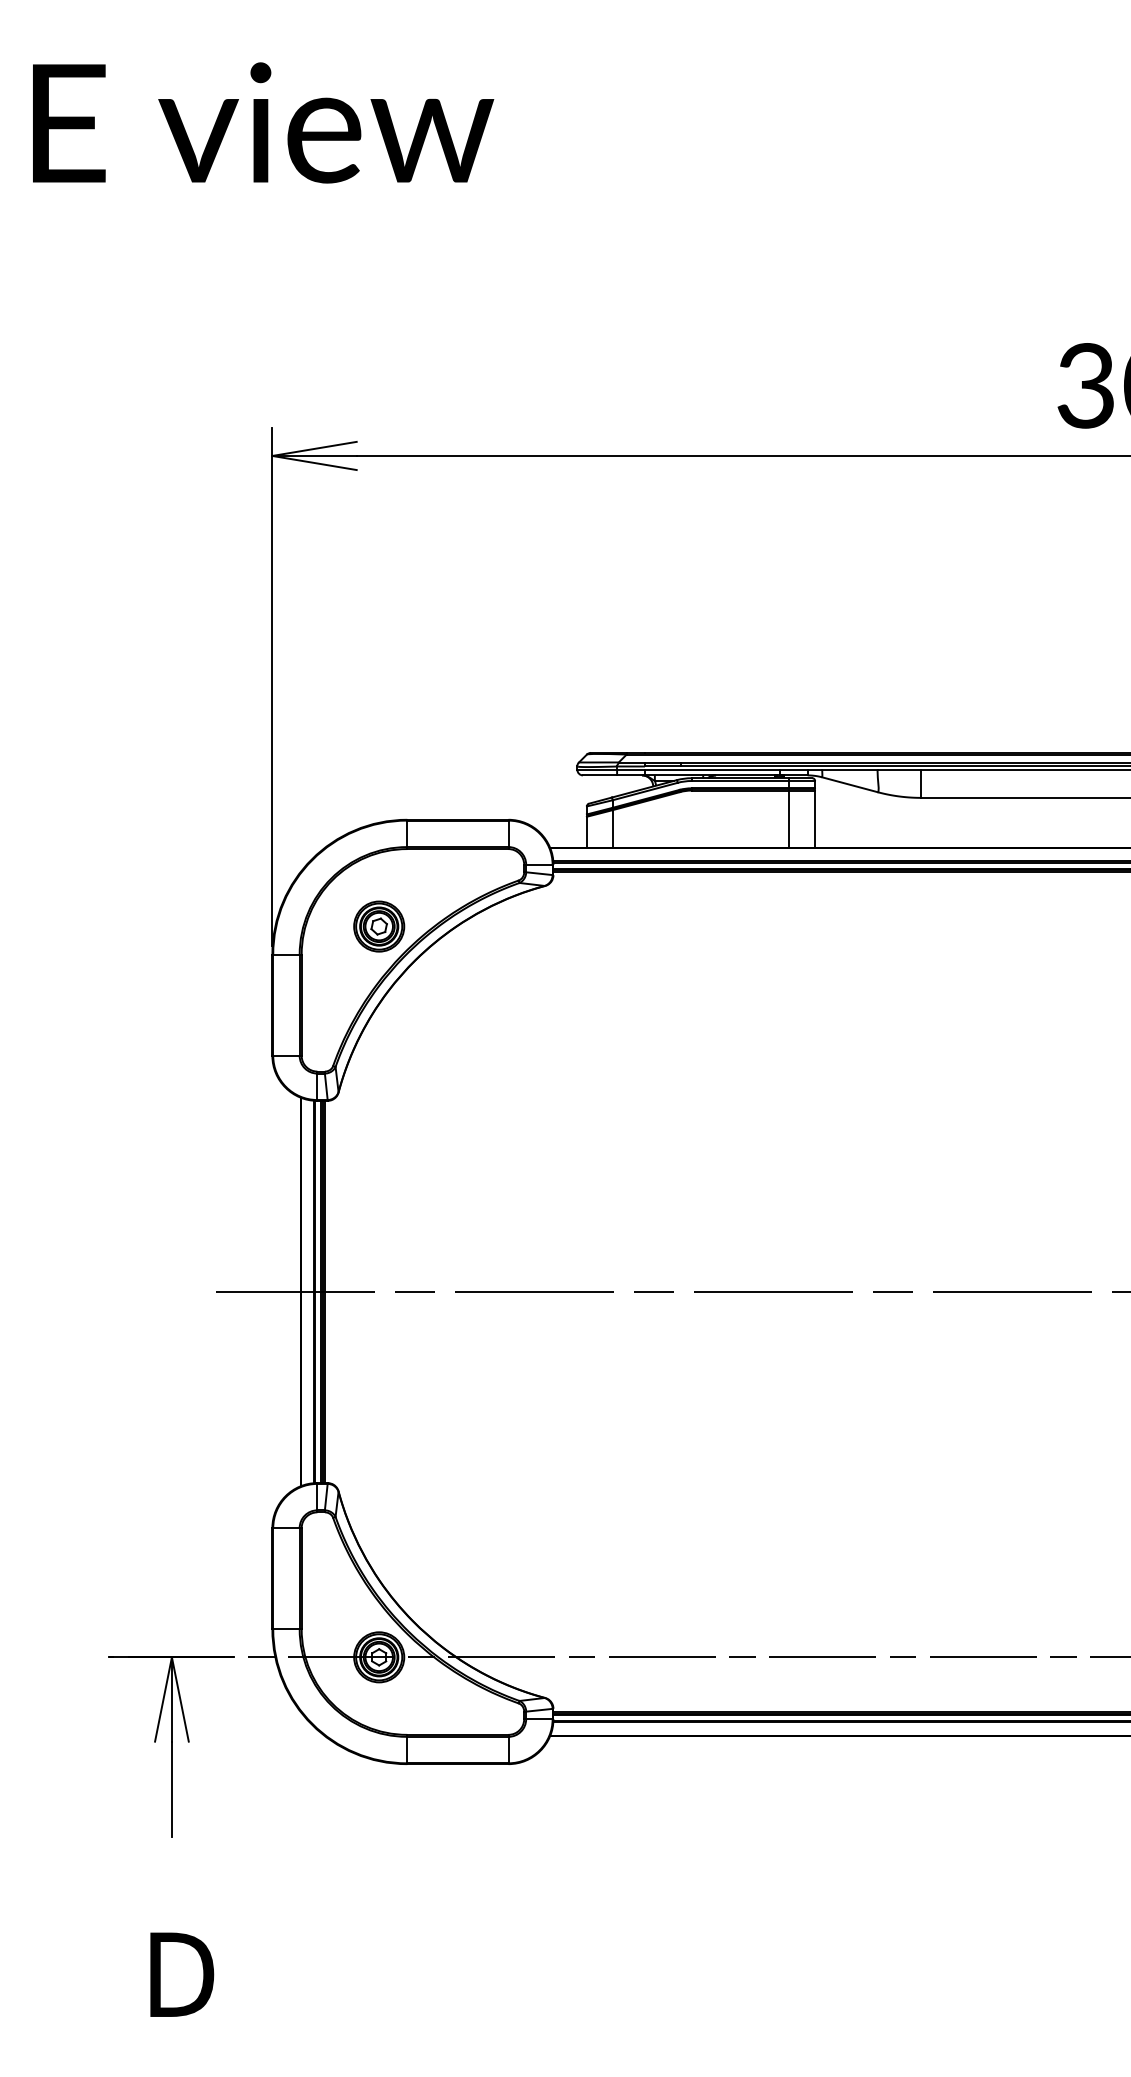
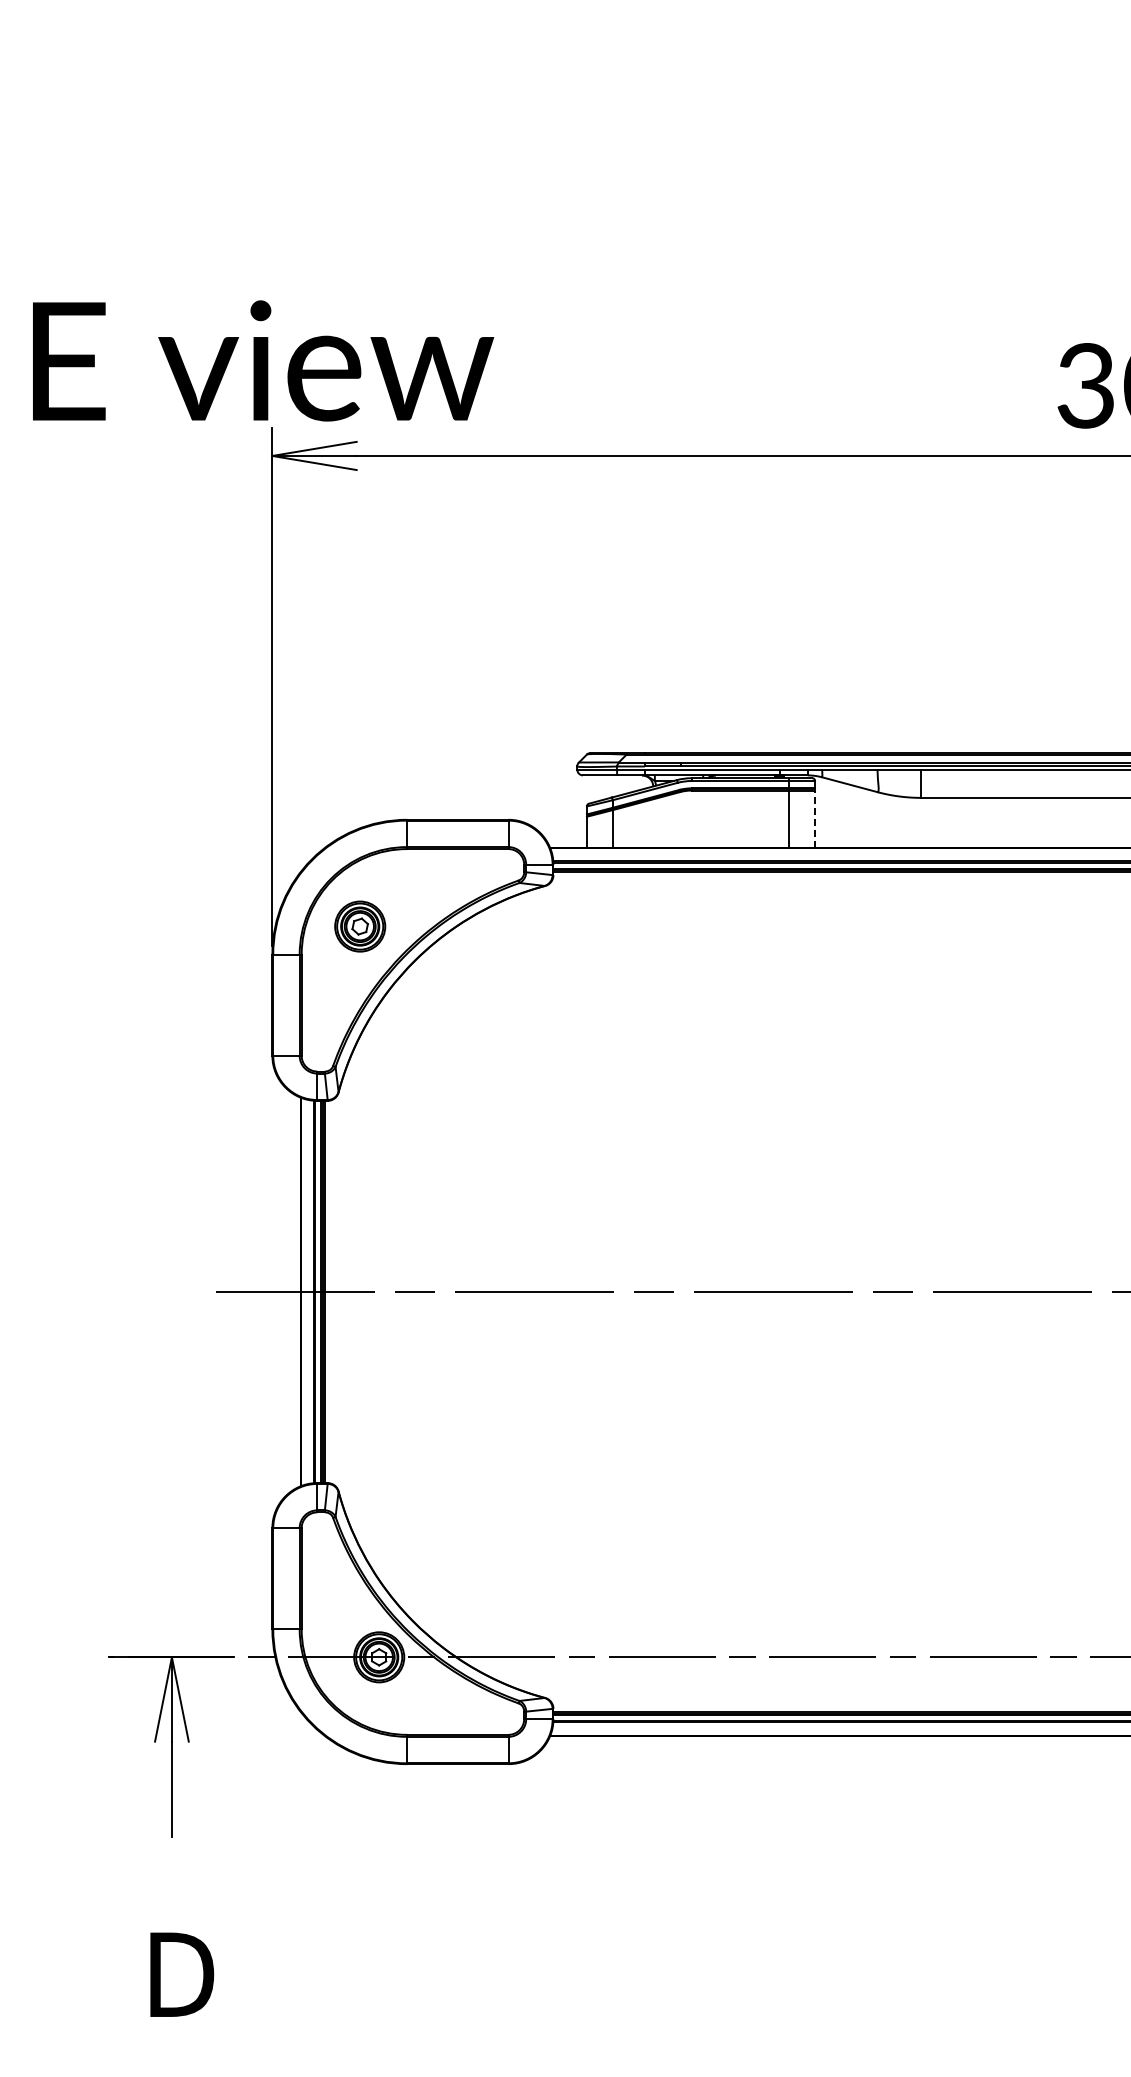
text position: (263, 122) -> (263, 360) (263, 360)
line: solid -> dashed (815, 819)
part position: (379, 926) -> (360, 926) (360, 926)
